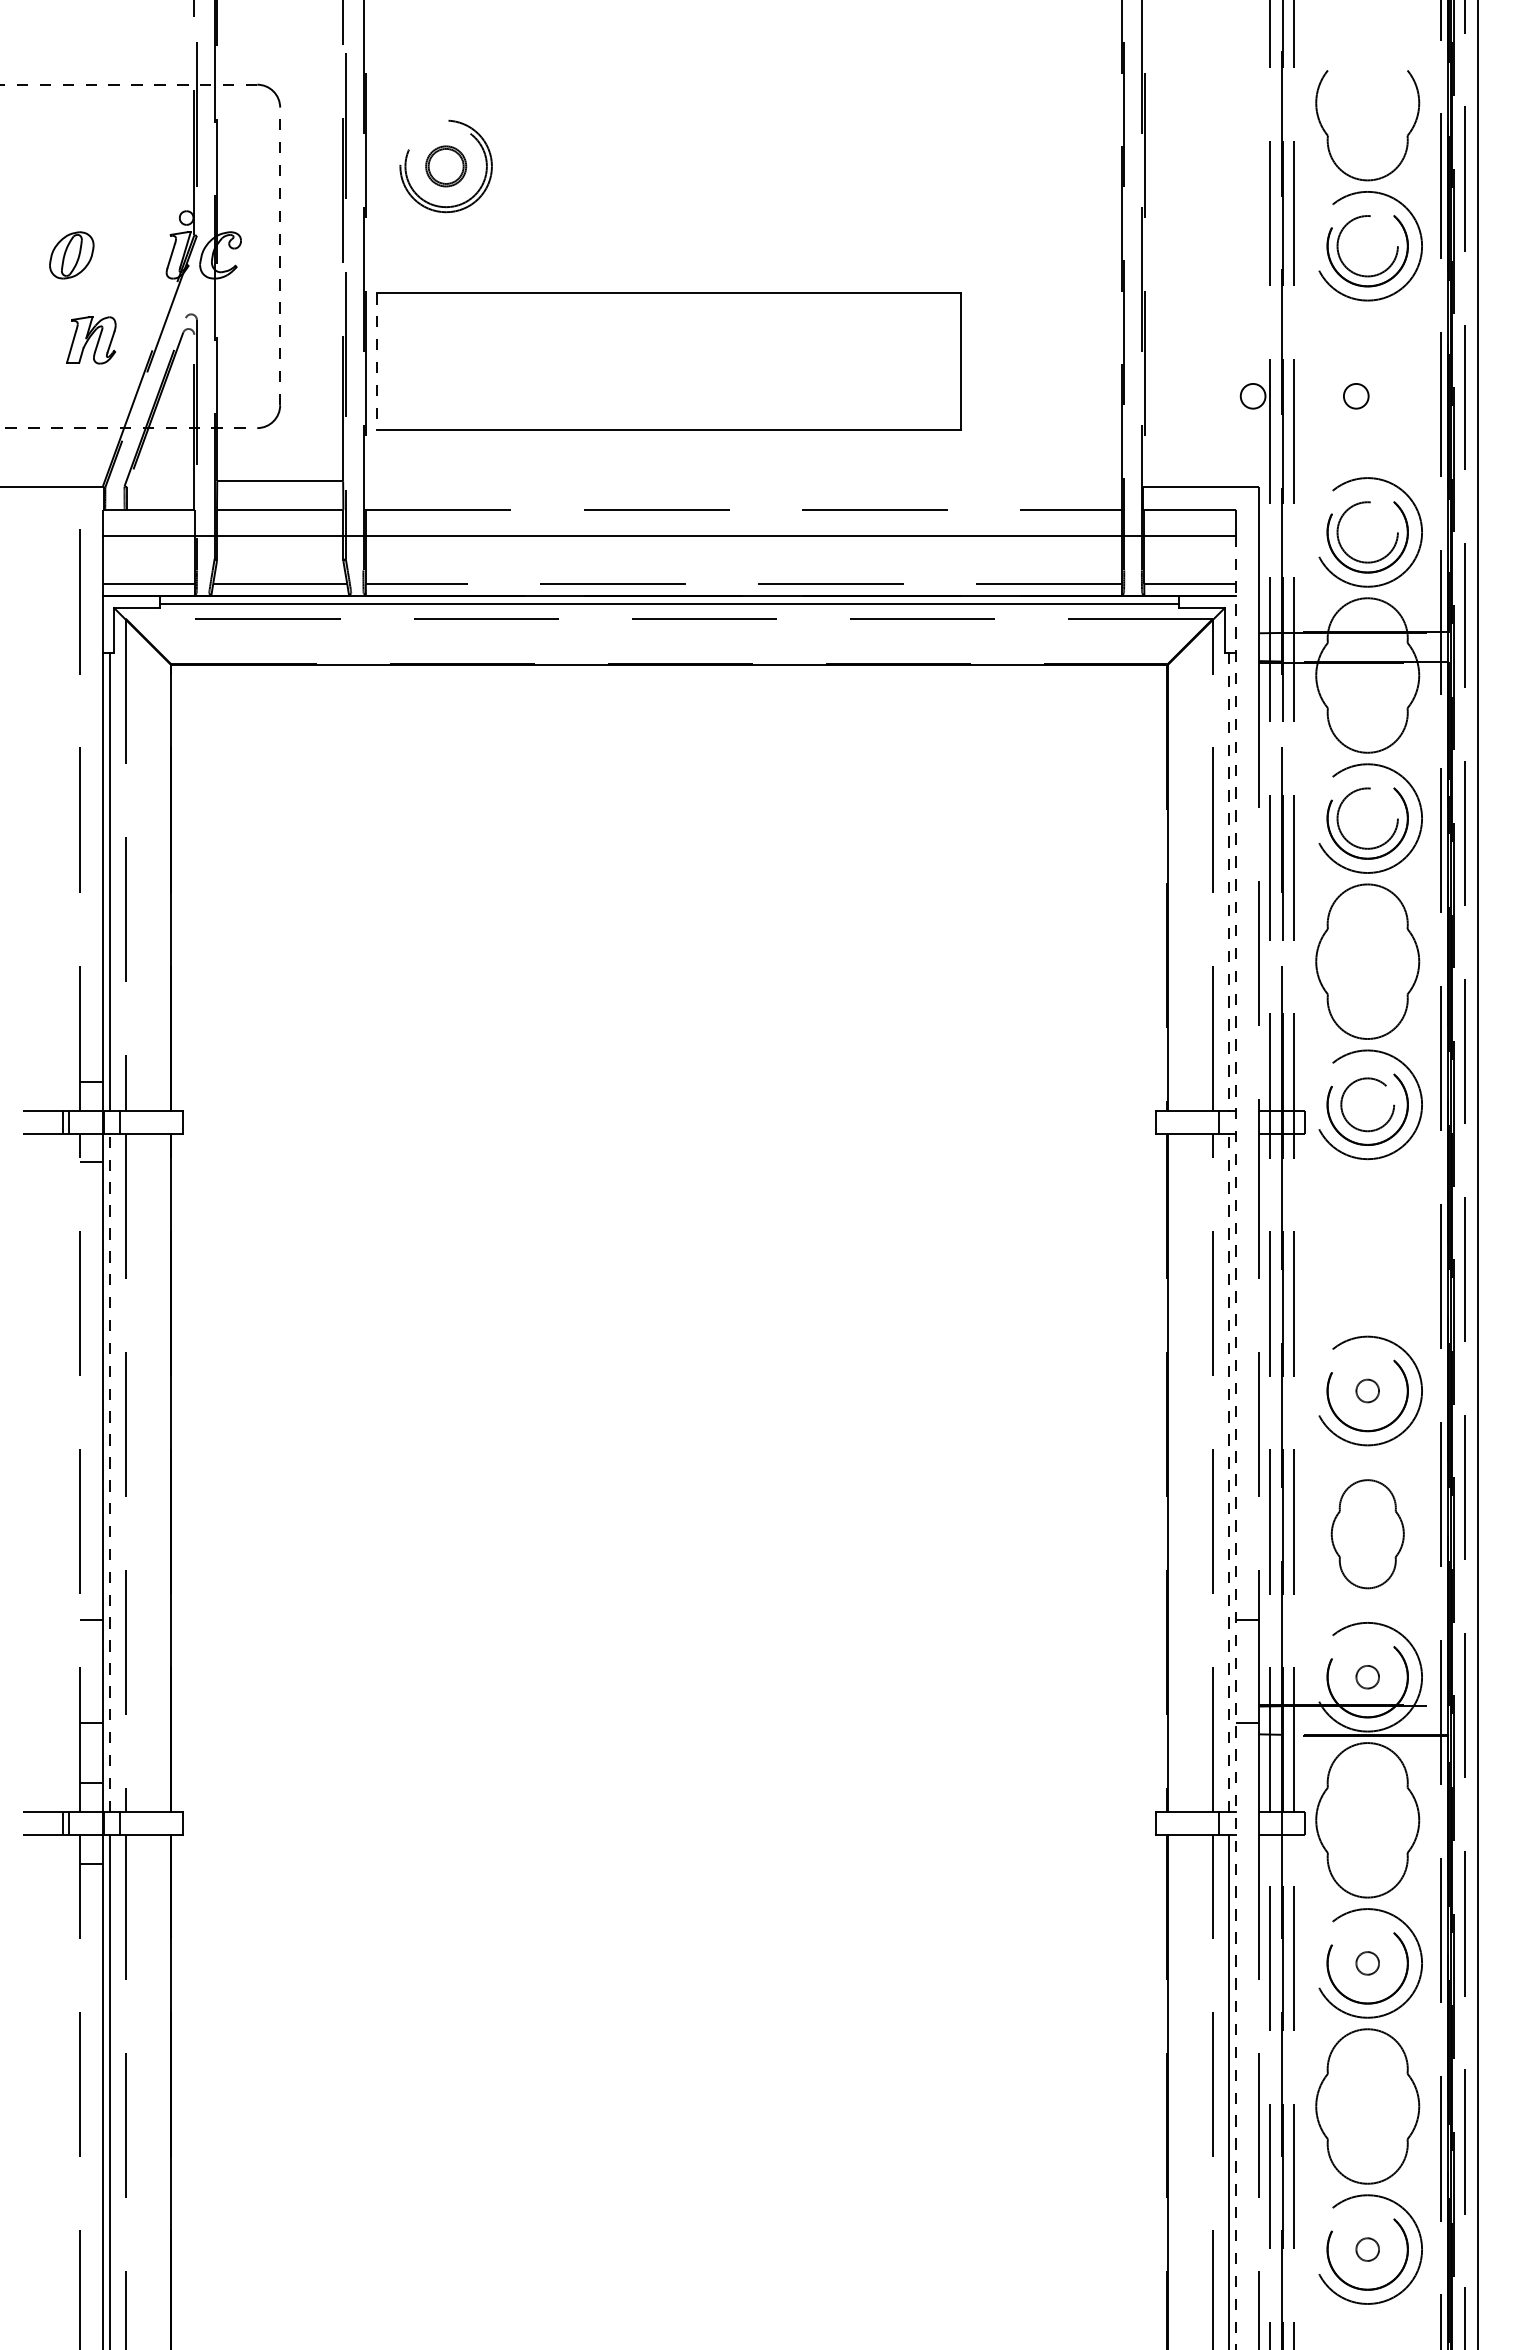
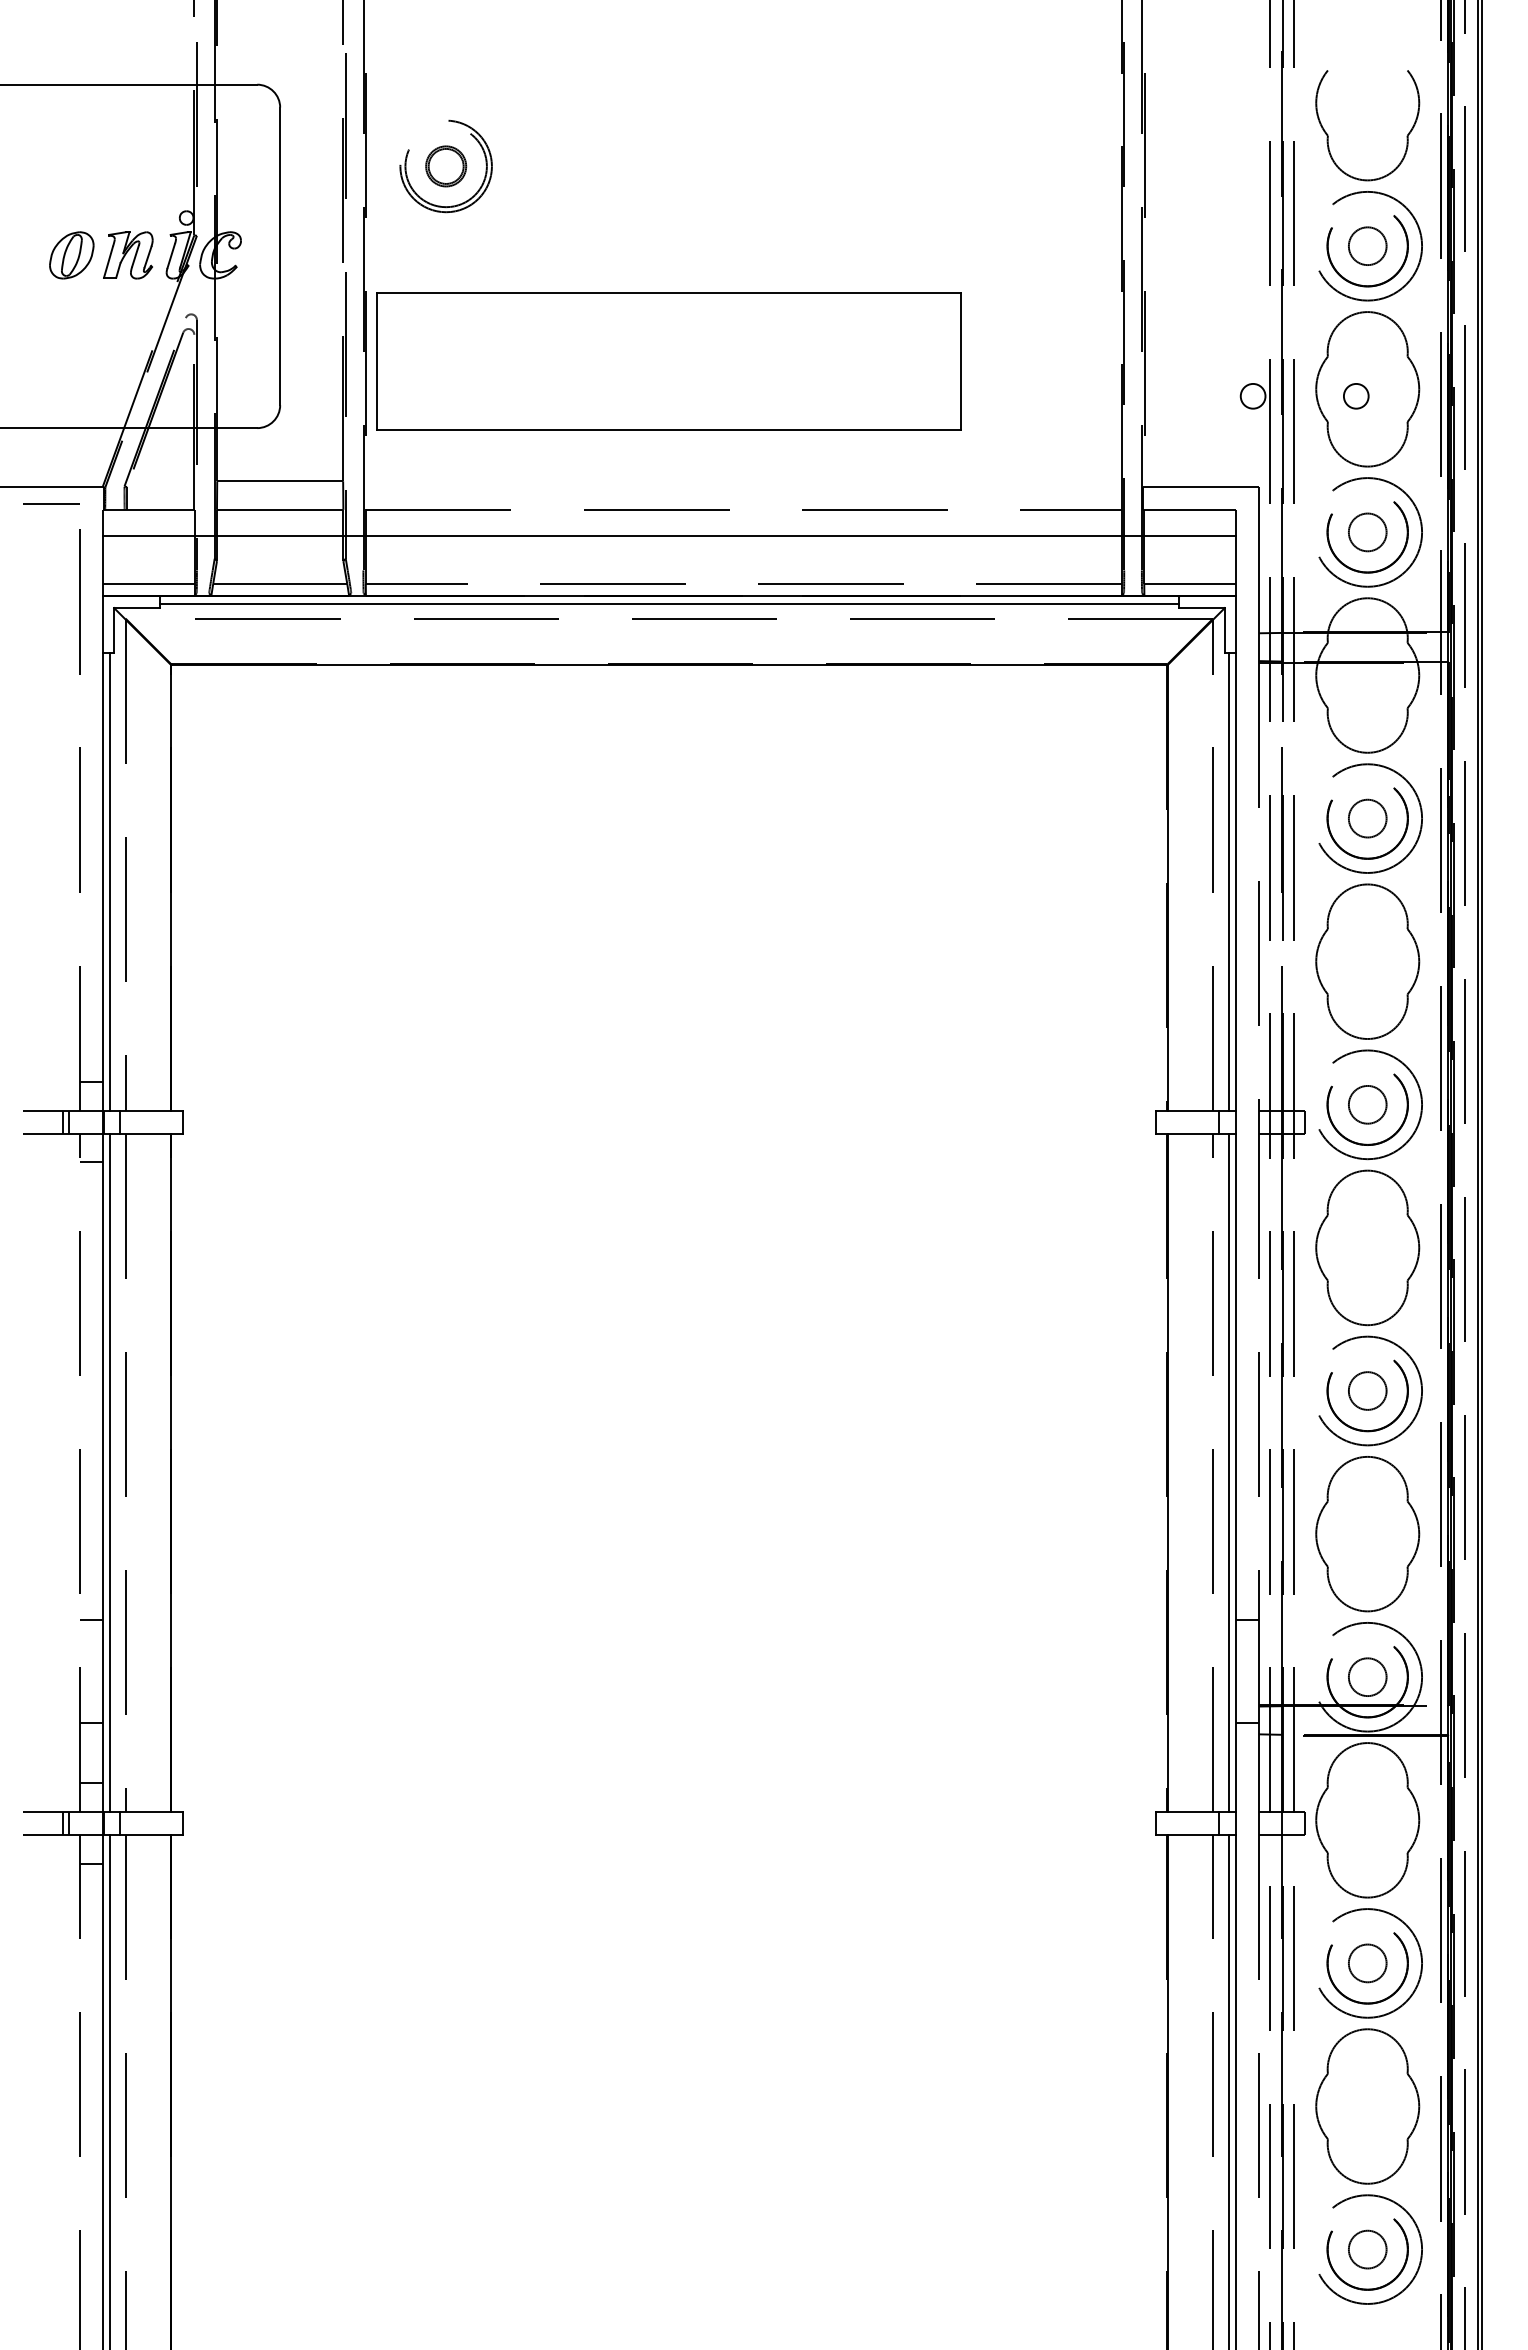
line: dashed -> solid (128, 84)
circle diameter: 60 px -> 38 px (1367, 246)
line: dashed -> solid (280, 256)
part position: (91, 340) -> (128, 255) (128, 255)
line: dashed -> solid (377, 361)
part: none -> present (1367, 389)
line: dashed -> solid (129, 428)
line: none -> present (50, 504)
circle diameter: 60 px -> 38 px (1367, 532)
circle diameter: 60 px -> 38 px (1367, 818)
line: dashed -> solid (1228, 881)
circle diameter: 53 px -> 38 px (1367, 1104)
line: none -> present (1482, 1174)
part: none -> present (1367, 1247)
circle diameter: 23 px -> 38 px (1367, 1390)
line: dashed -> solid (1236, 1442)
line: dashed -> solid (110, 1472)
line: dashed -> solid (1228, 1472)
part size: 75x111 px -> 106x157 px (1367, 1534)
circle diameter: 23 px -> 38 px (1367, 1677)
circle diameter: 23 px -> 38 px (1367, 1963)
circle diameter: 23 px -> 38 px (1367, 2249)
